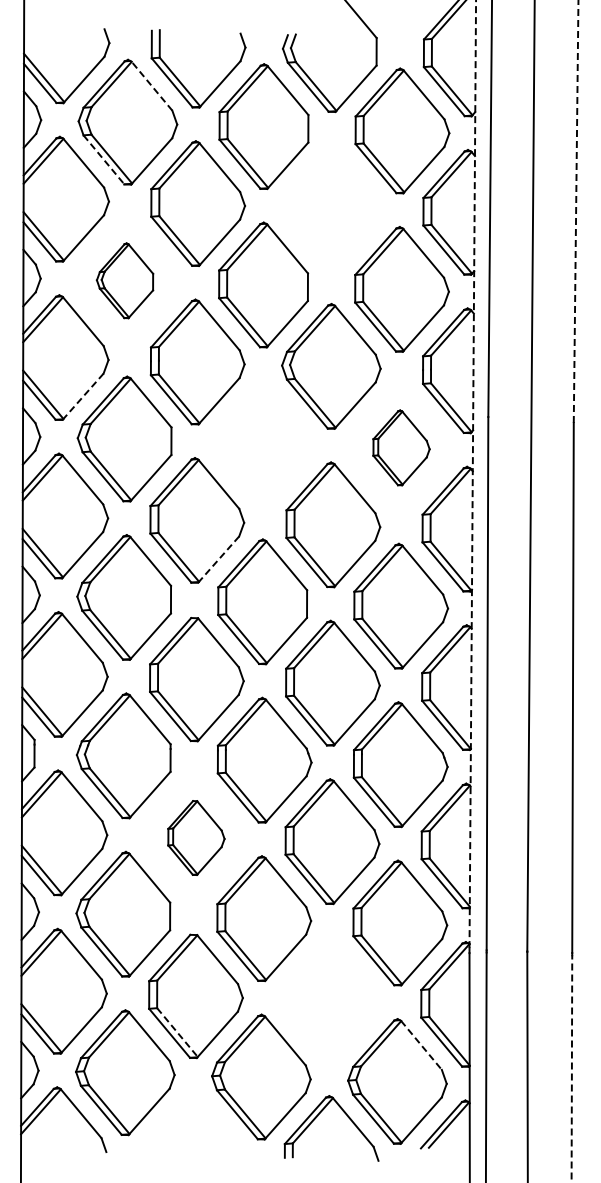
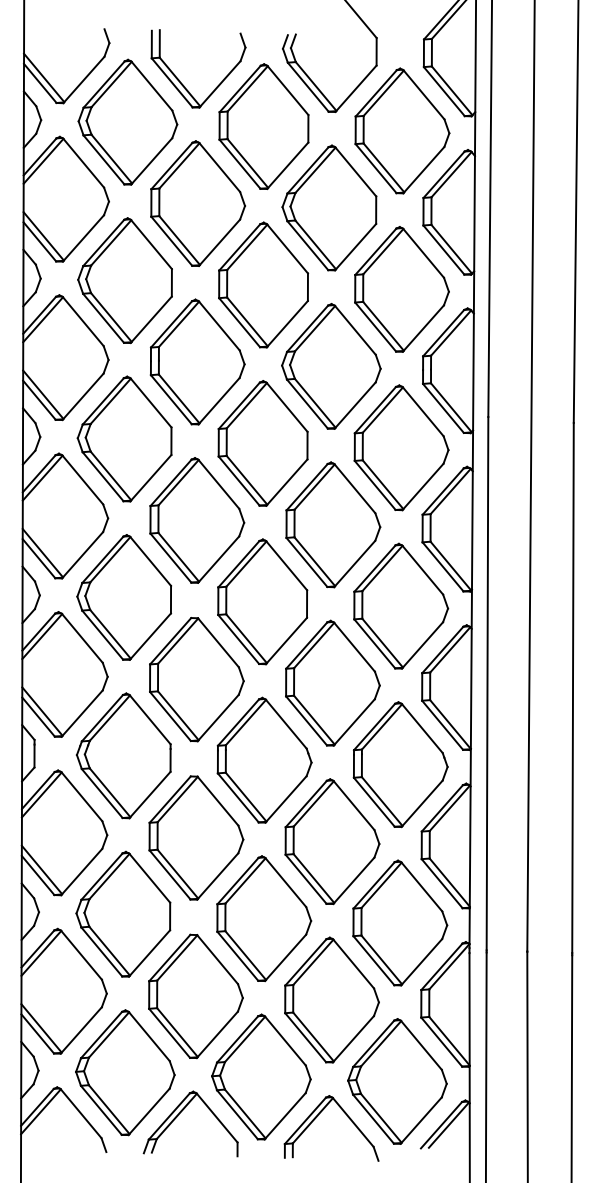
line: dashed -> solid (151, 86)
line: dashed -> solid (103, 159)
part: none -> present (329, 207)
line: dashed -> solid (576, 211)
part size: 60x78 px -> 96x128 px (124, 280)
line: dashed -> solid (83, 396)
part: none -> present (262, 443)
part size: 59x78 px -> 97x128 px (401, 447)
line: dashed -> solid (472, 474)
line: dashed -> solid (218, 559)
part size: 59x76 px -> 97x126 px (196, 837)
part: none -> present (331, 999)
line: dashed -> solid (177, 1032)
line: dashed -> solid (421, 1045)
line: dashed -> solid (571, 1069)
part: none -> present (178, 1116)
